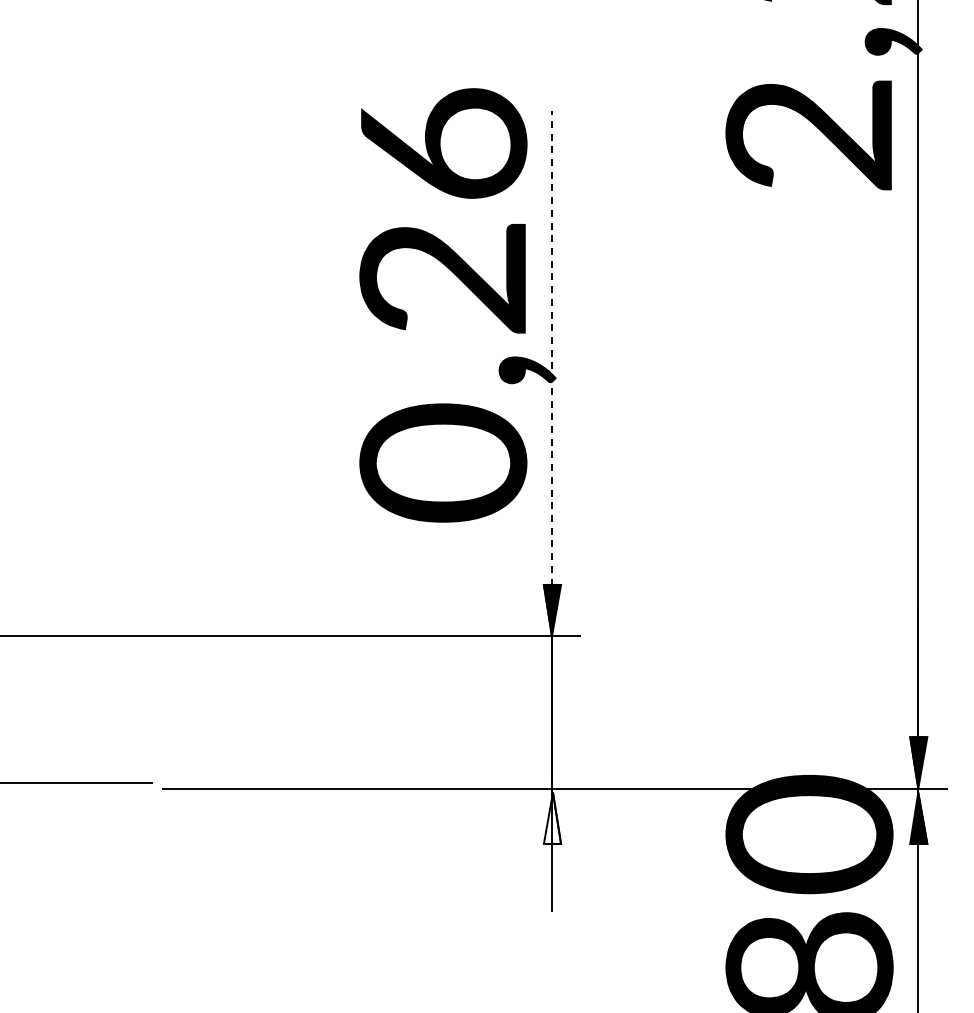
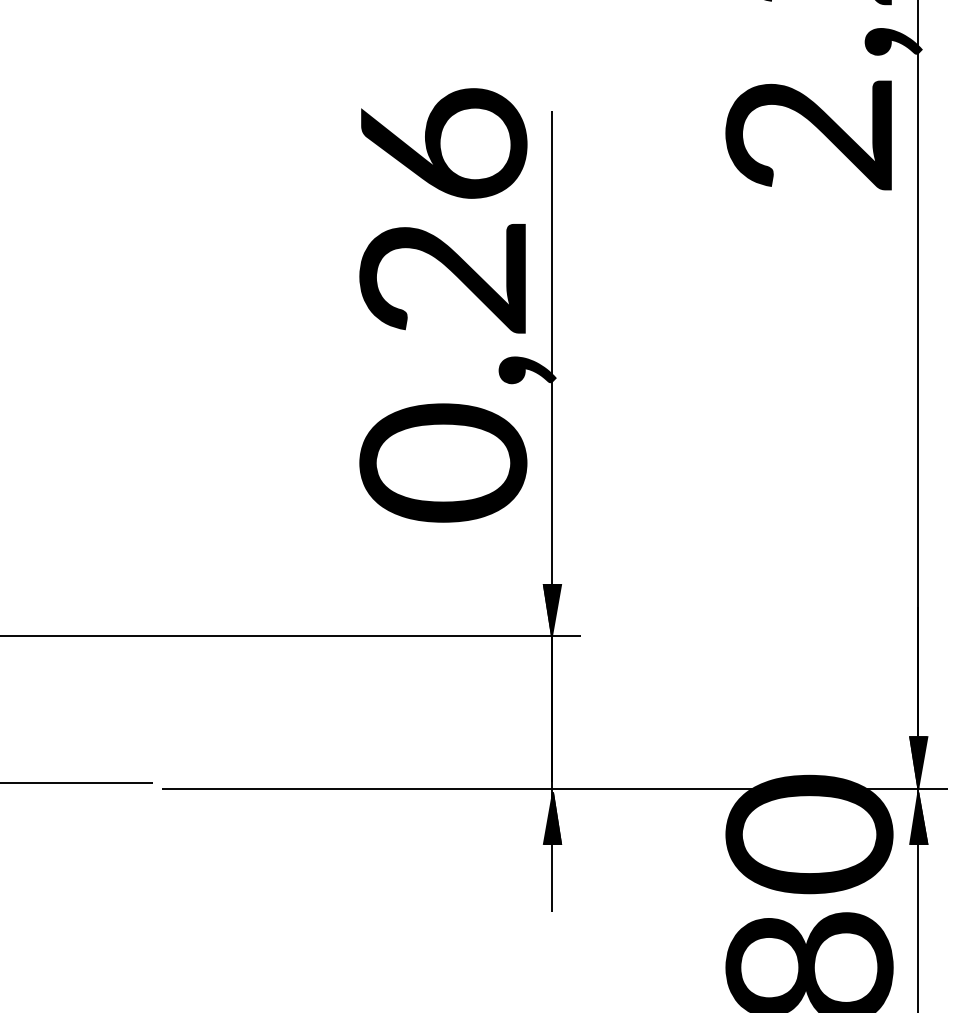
line: dashed -> solid (551, 373)
fill: none -> present (552, 817)
